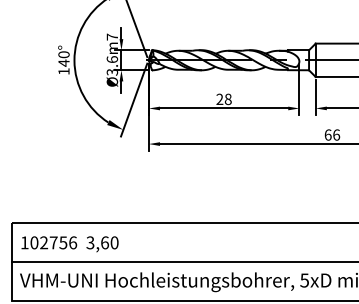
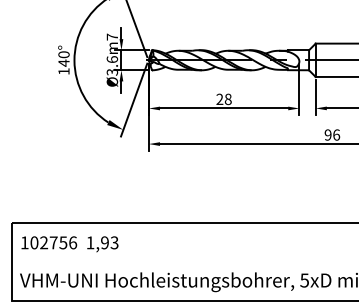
text: 66 -> 96 (327, 134)
text: 3,60 -> 1,93 (102, 242)
line: present -> none (183, 261)
